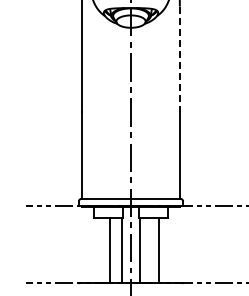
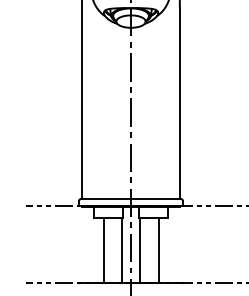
line: dashed -> solid (179, 59)
line position: (109, 250) -> (103, 250) (103, 250)
